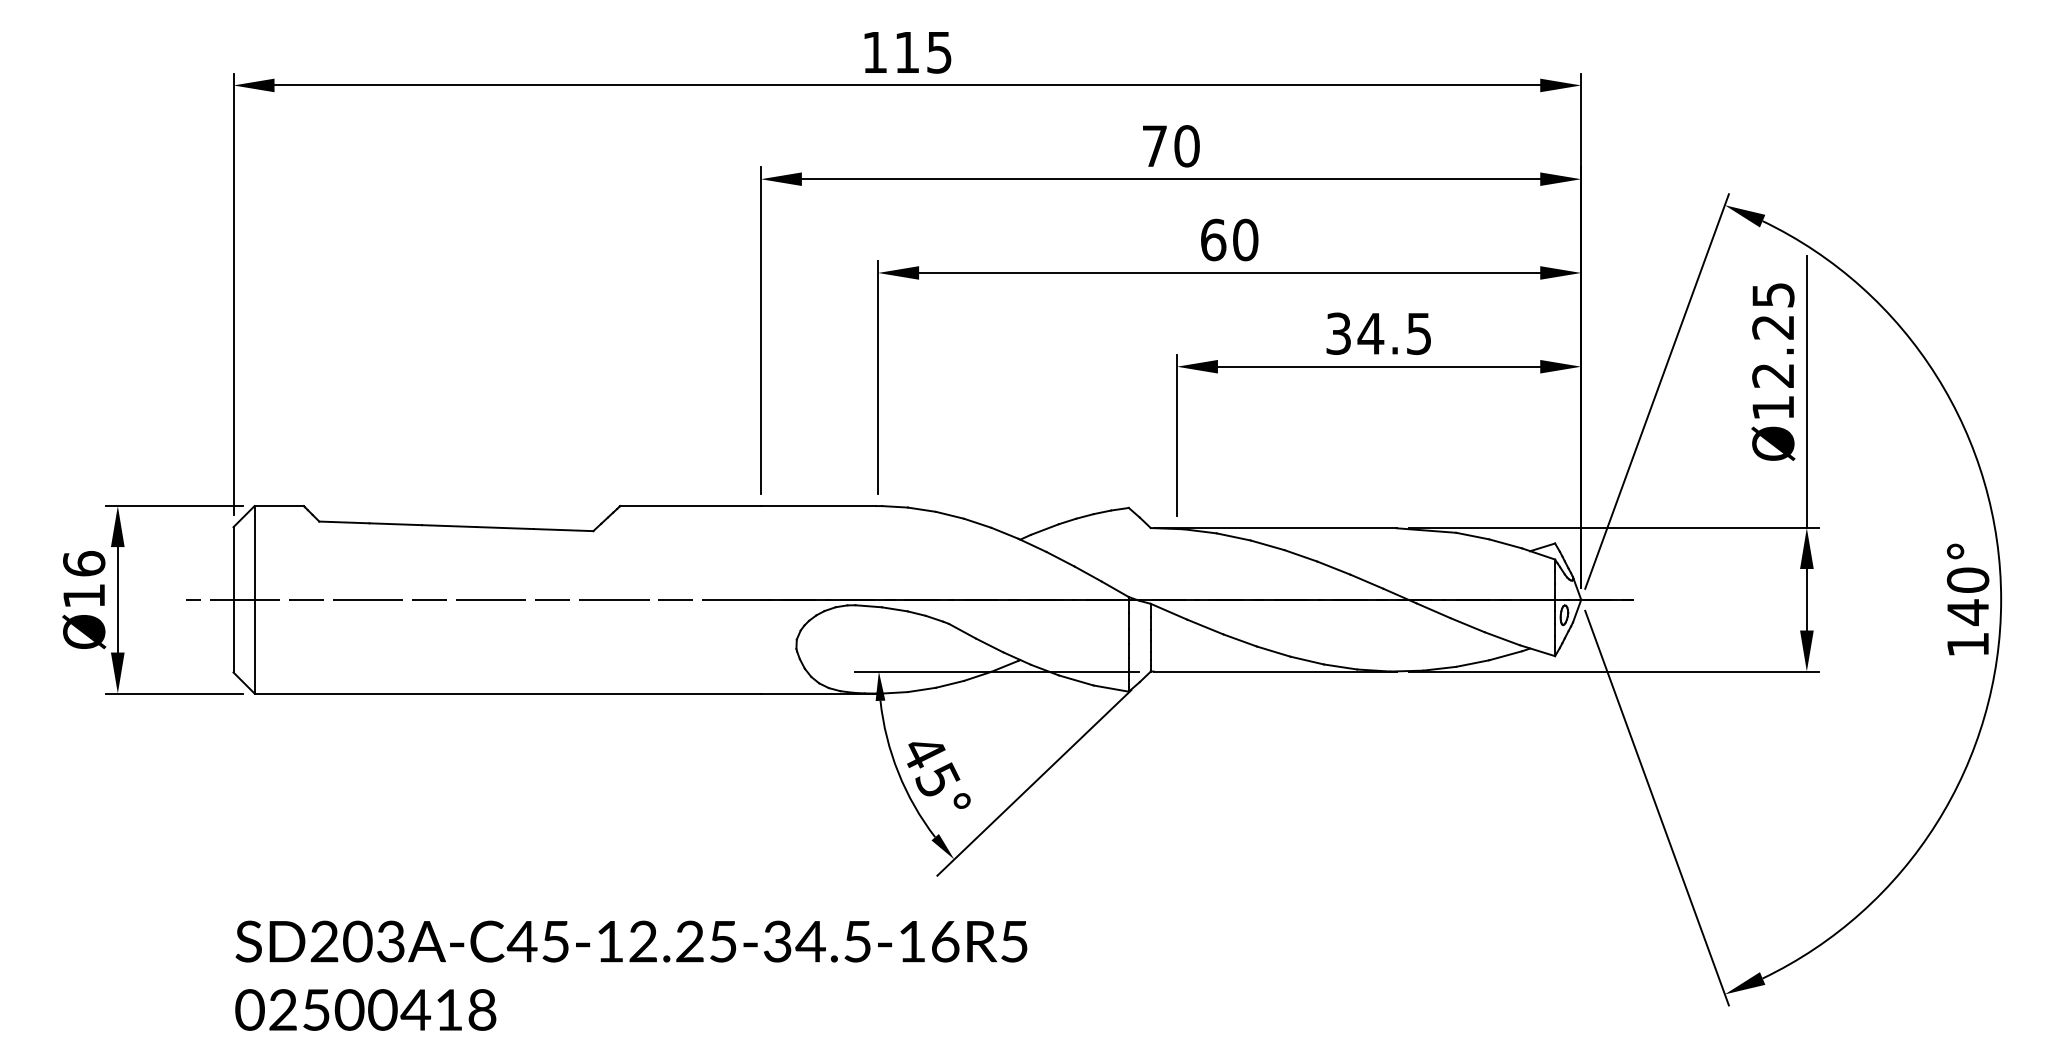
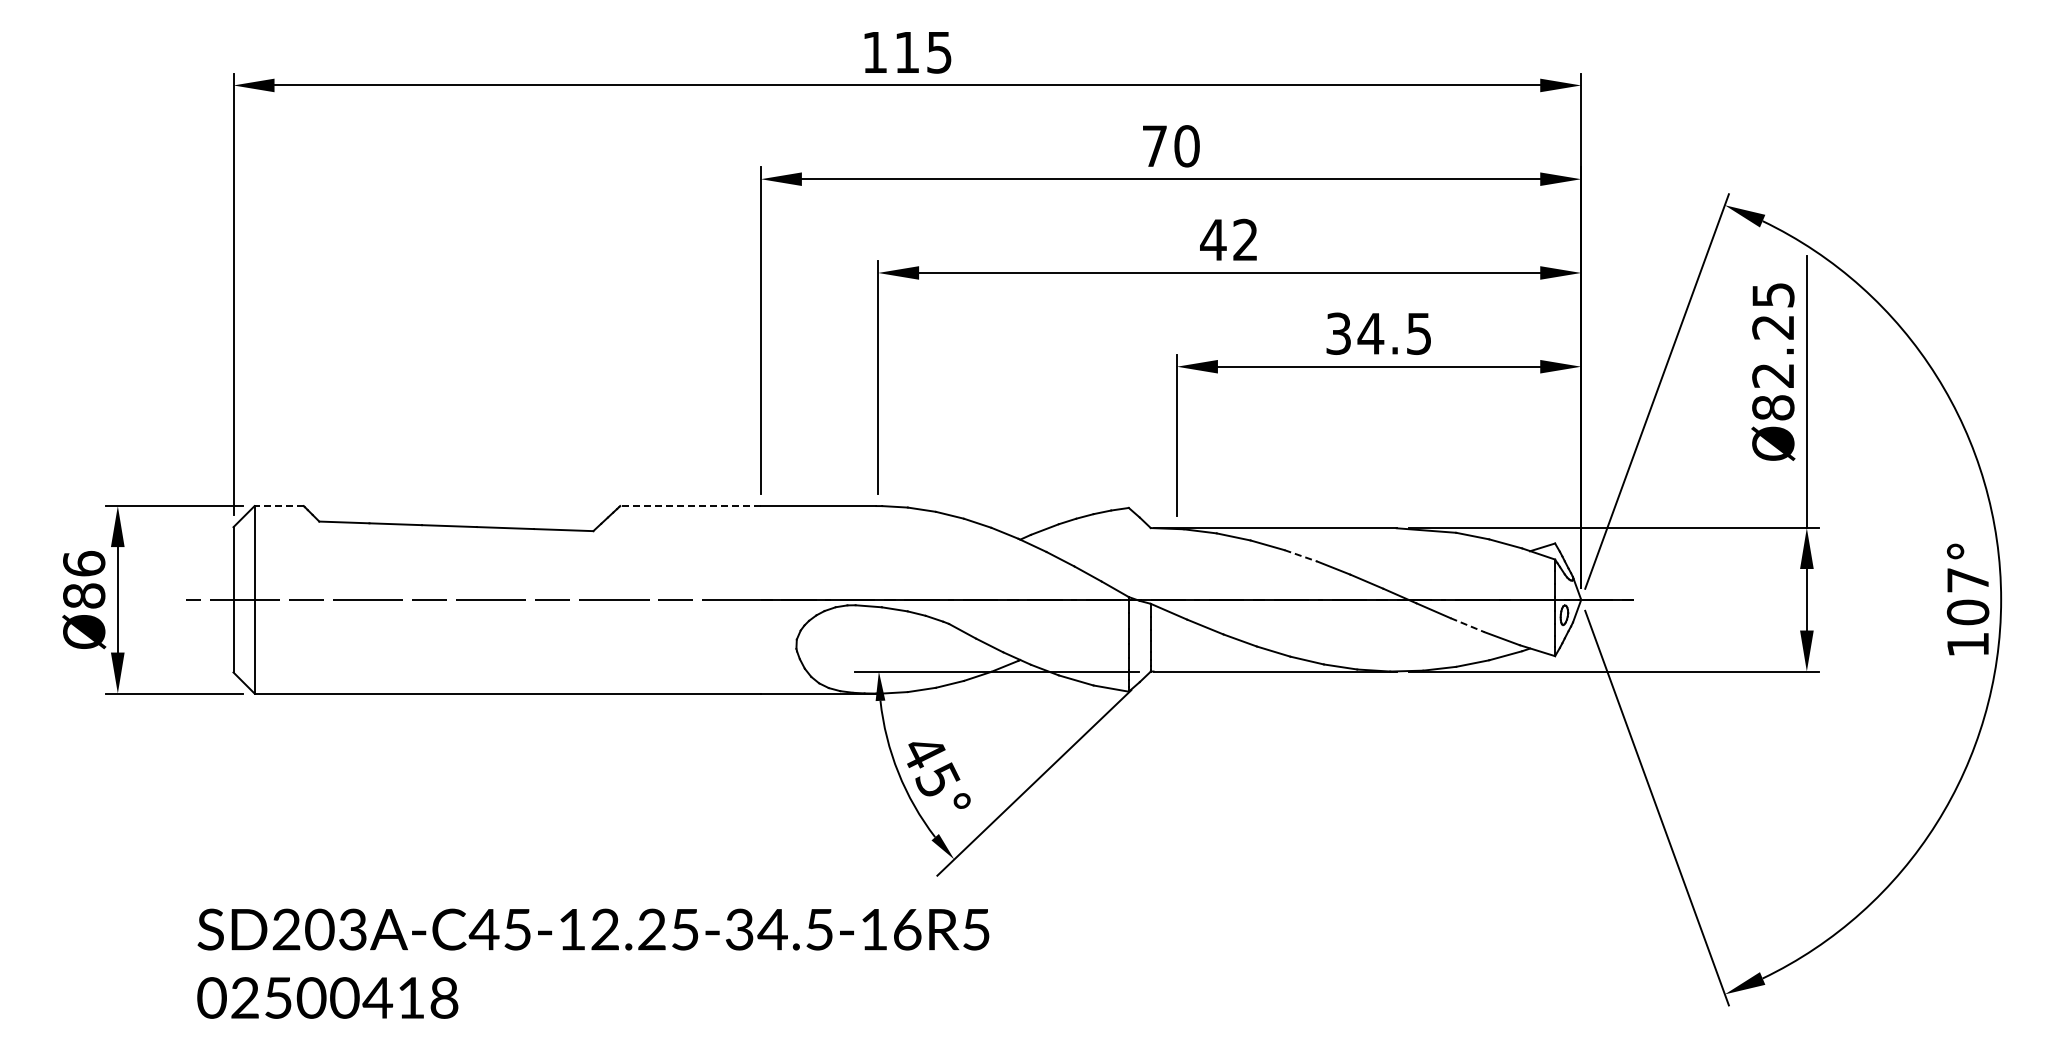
text: 60 -> 42 (1229, 239)
text: Ø12.25 -> Ø82.25 (1773, 407)
line: solid -> dashed (279, 506)
line: solid -> dashed (690, 506)
line: solid -> dashed (1301, 556)
text: Ø16 -> Ø86 (84, 595)
text: 140° -> 107° (1967, 596)
line: solid -> dashed (1468, 625)
text position: (631, 975) -> (593, 963) (593, 963)
